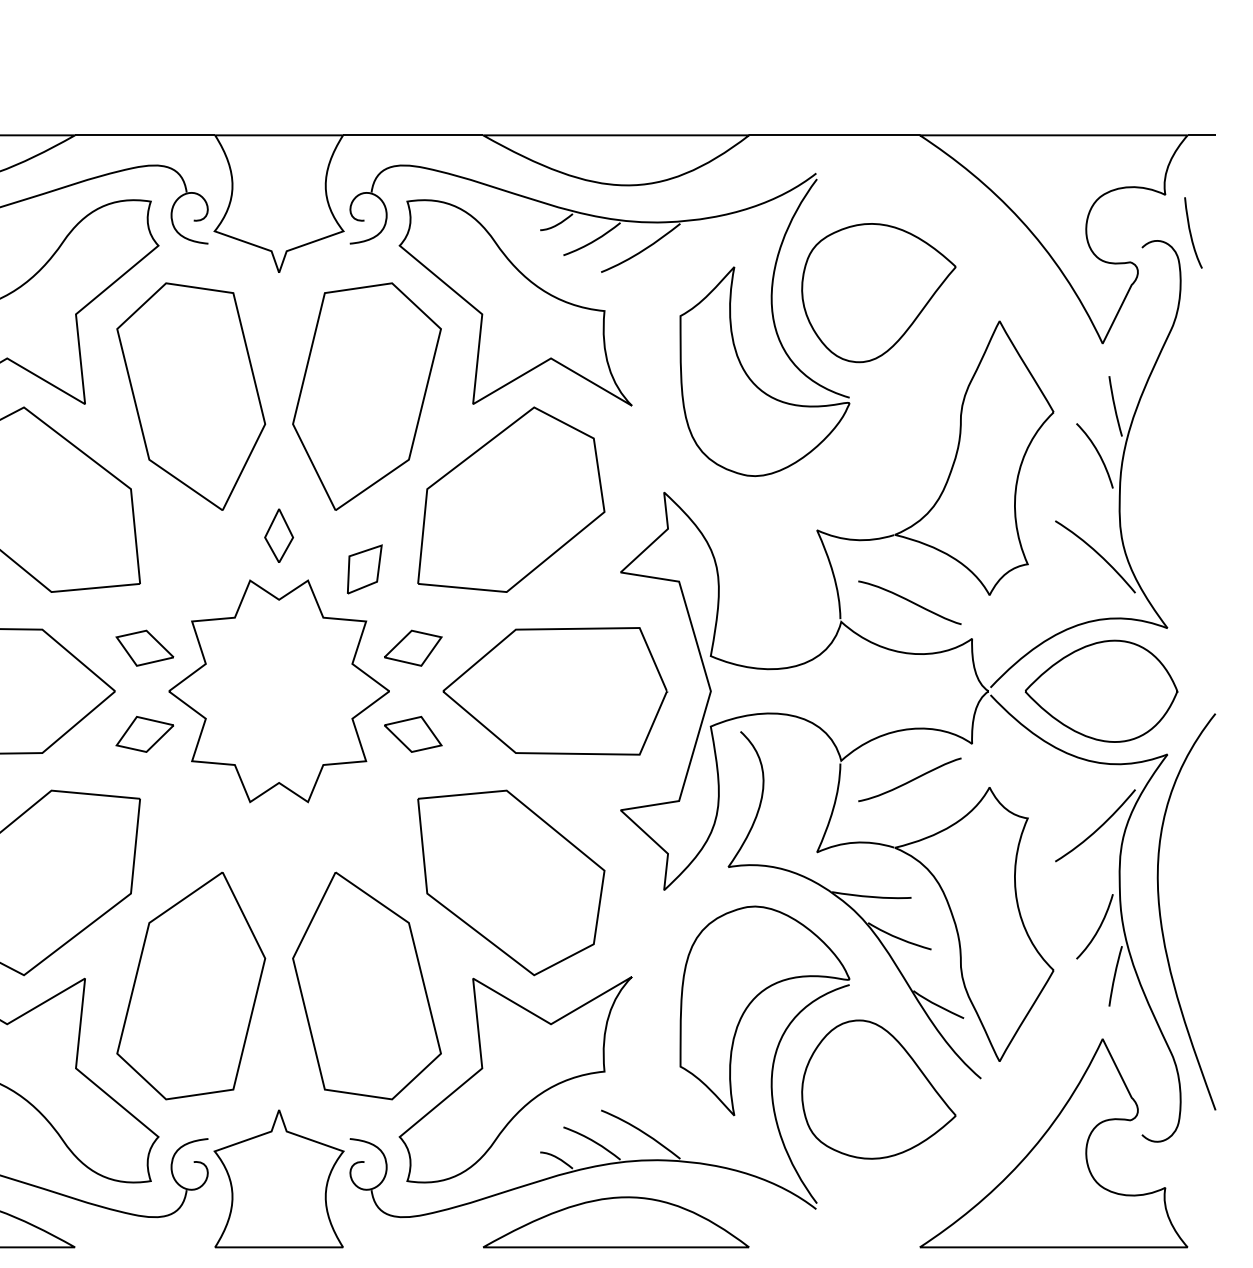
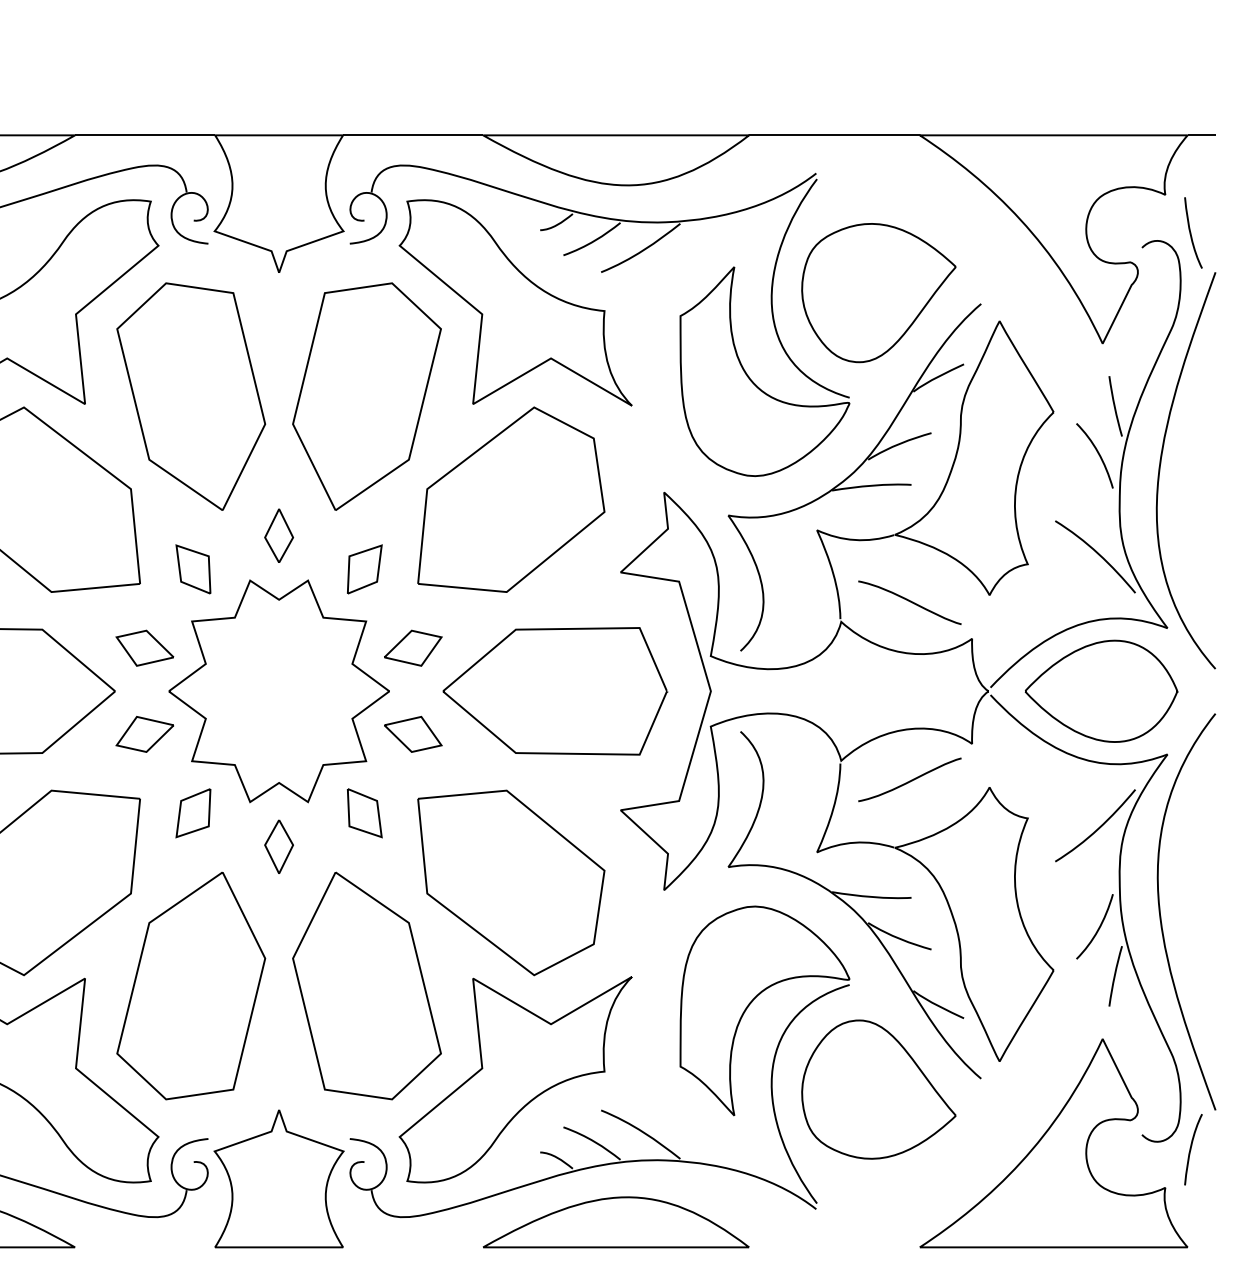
curve: none -> present (1161, 463)
part: none -> present (854, 477)
part: none -> present (193, 569)
part: none -> present (193, 813)
part: none -> present (364, 813)
part: none -> present (278, 846)
curve: none -> present (1191, 1149)
